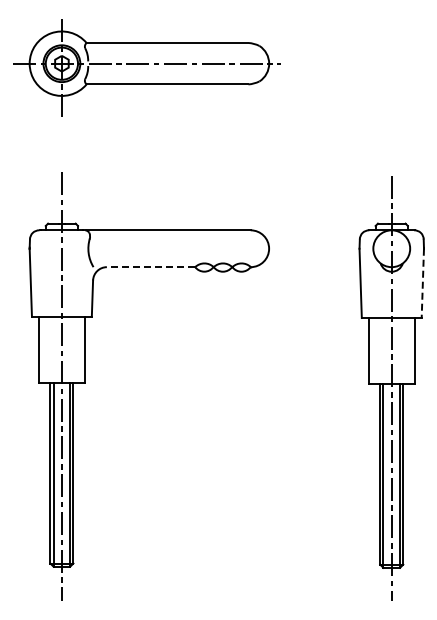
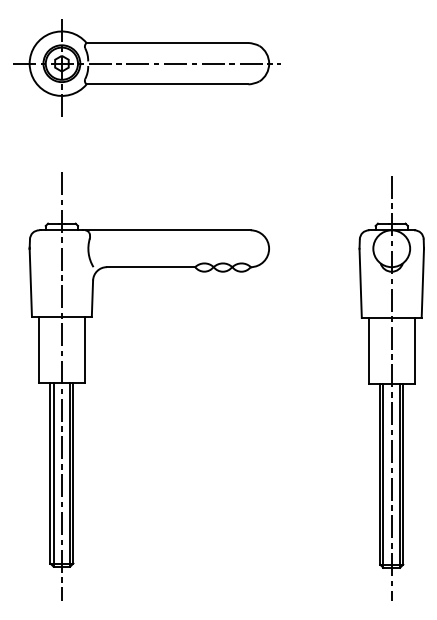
line: dashed -> solid (150, 267)
line: dashed -> solid (422, 283)
